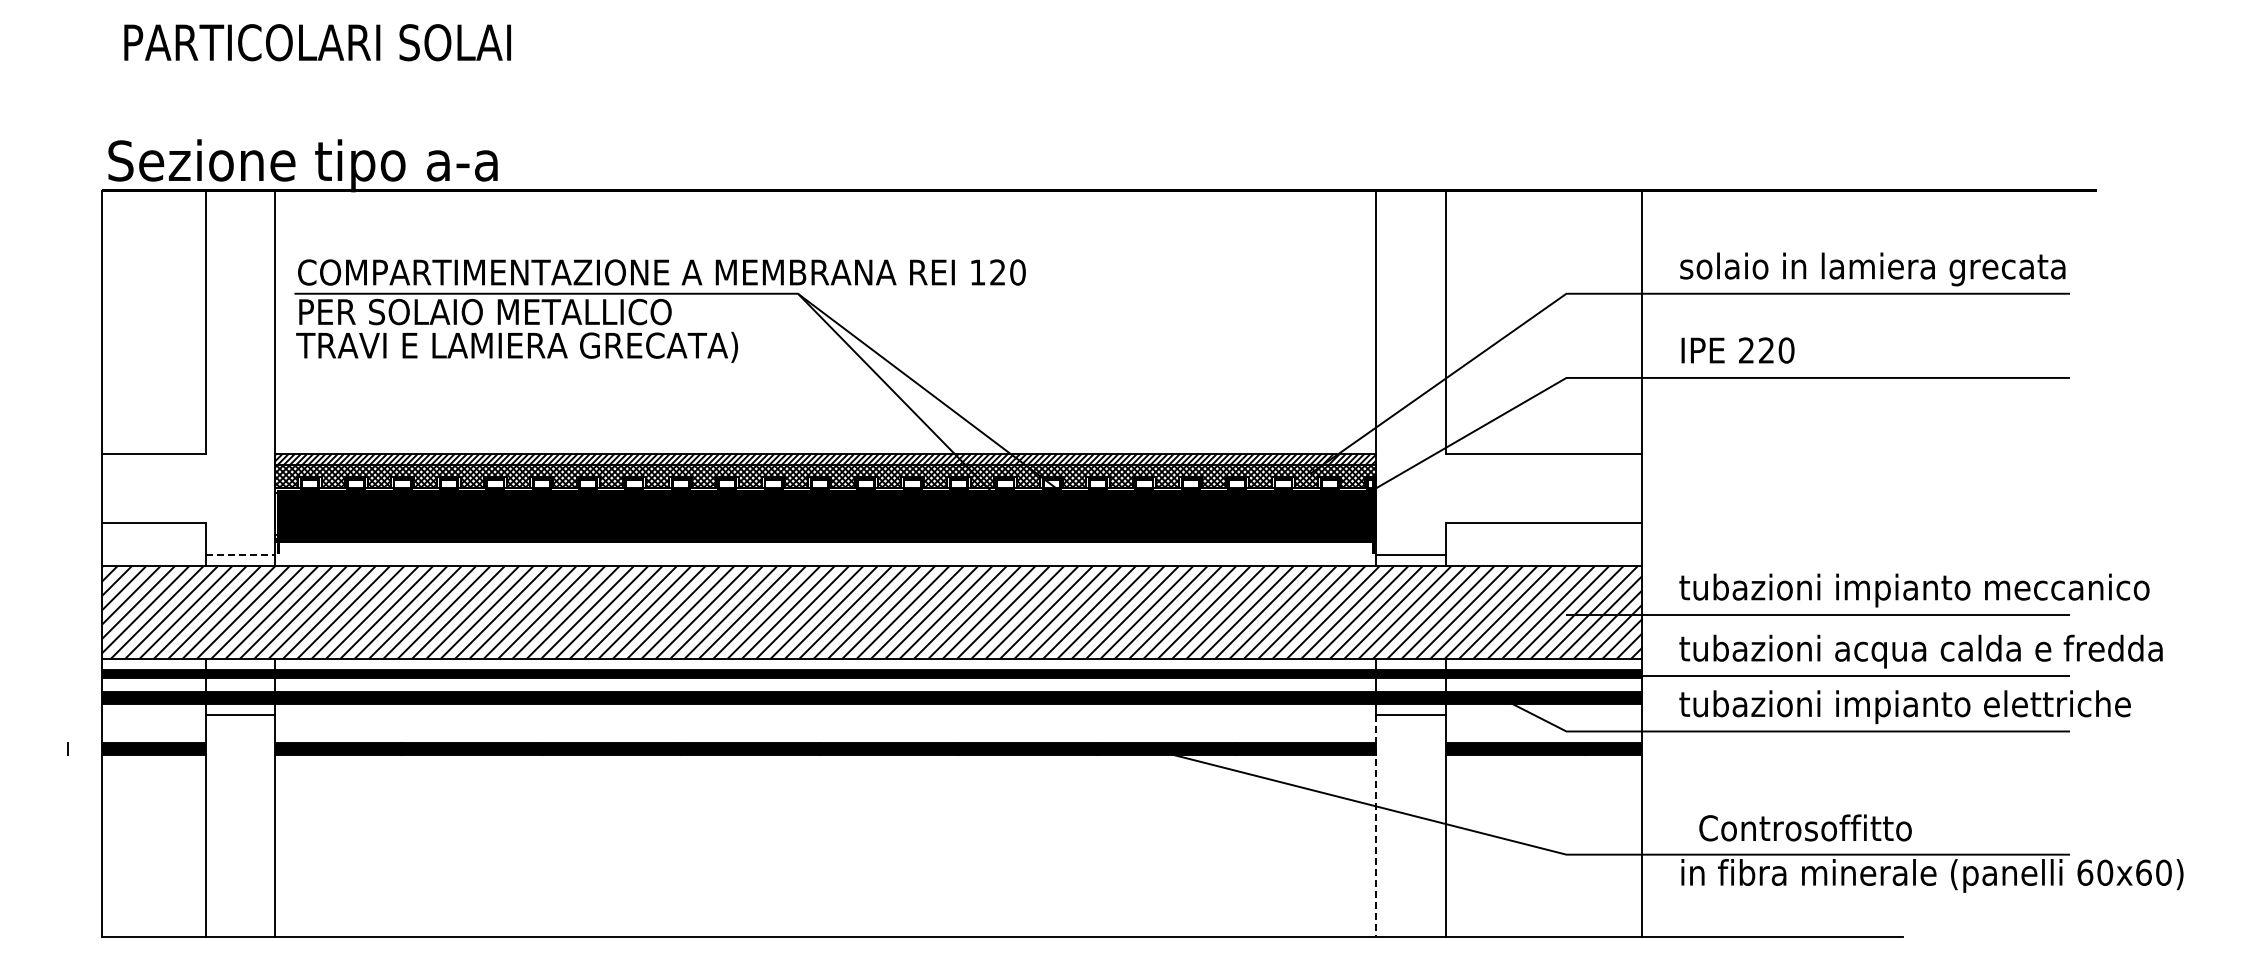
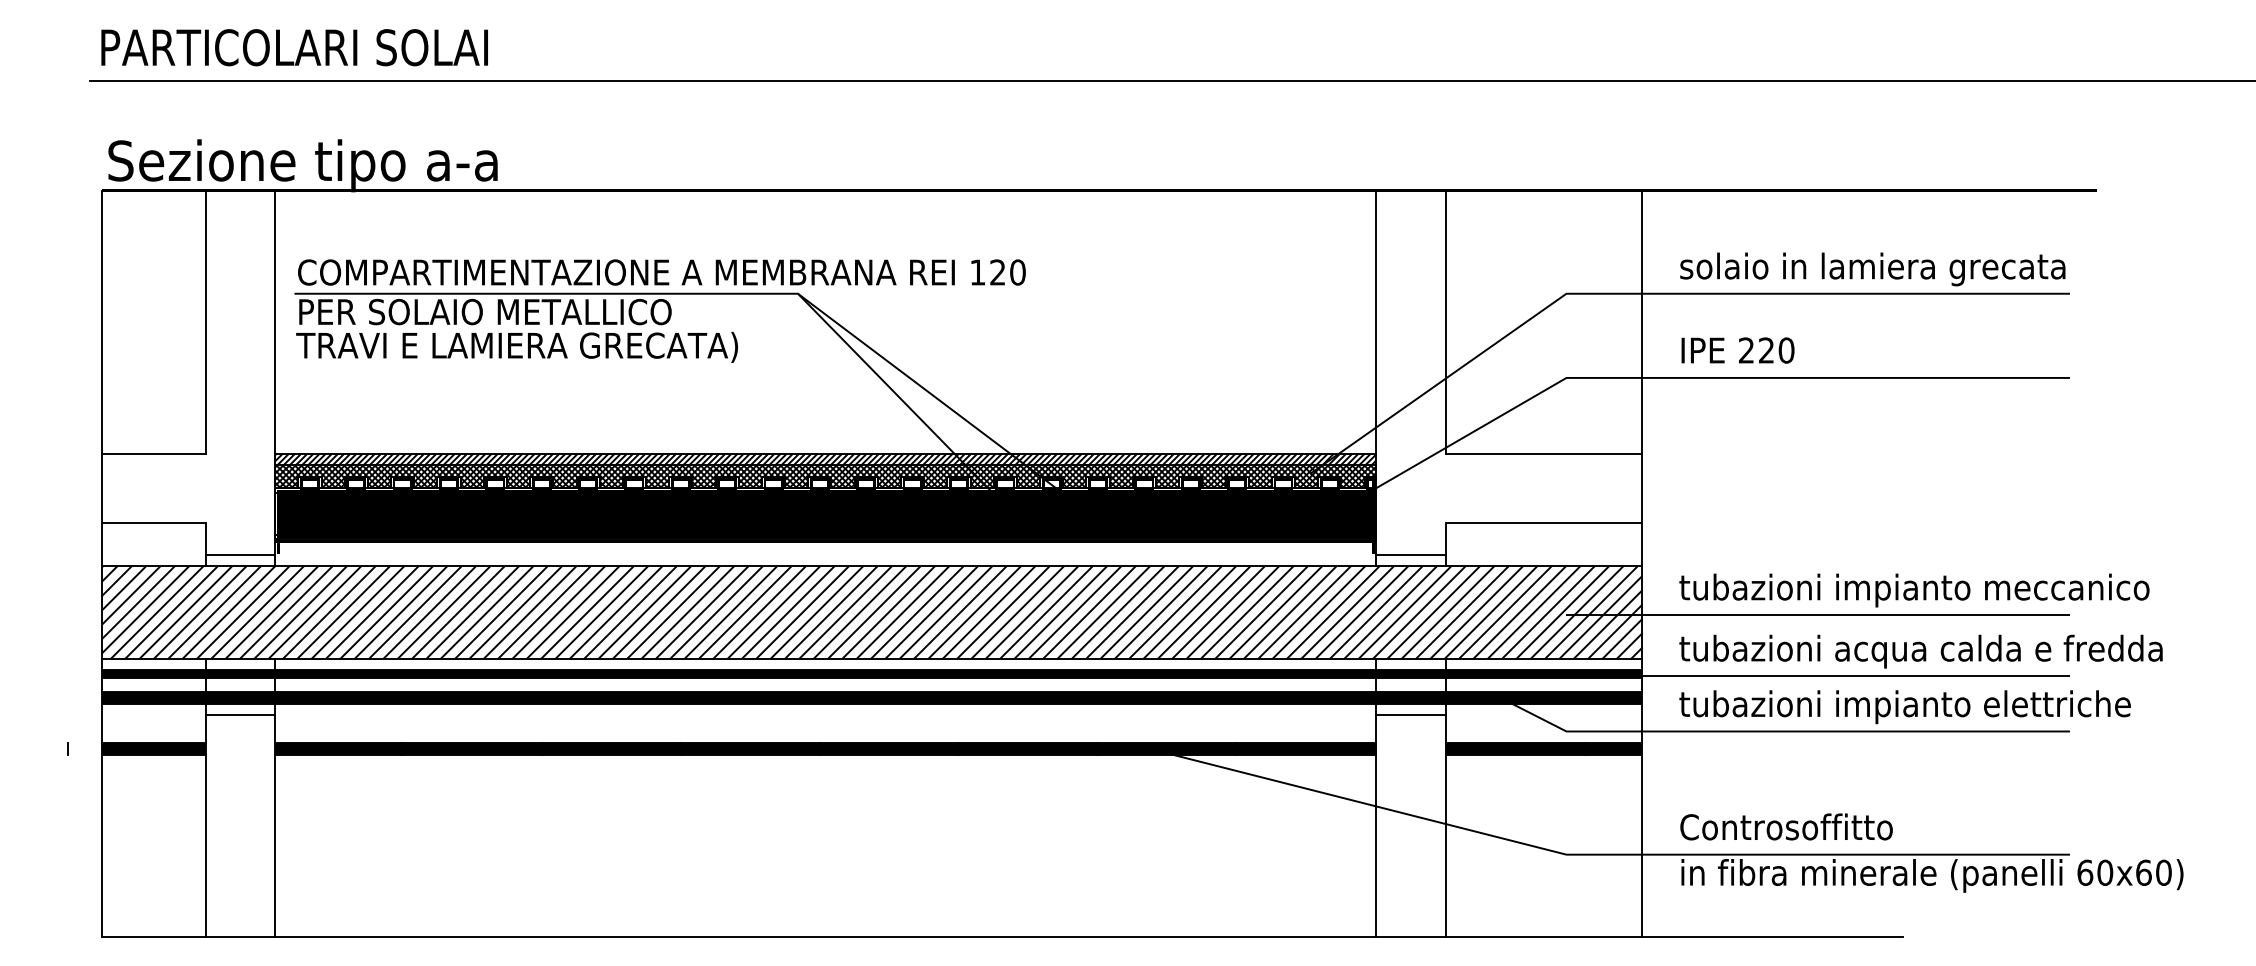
text position: (317, 42) -> (294, 47) (294, 47)
line: none -> present (1170, 81)
line: dashed -> solid (240, 554)
line: dashed -> solid (1376, 826)
text position: (1805, 827) -> (1786, 826) (1786, 826)
